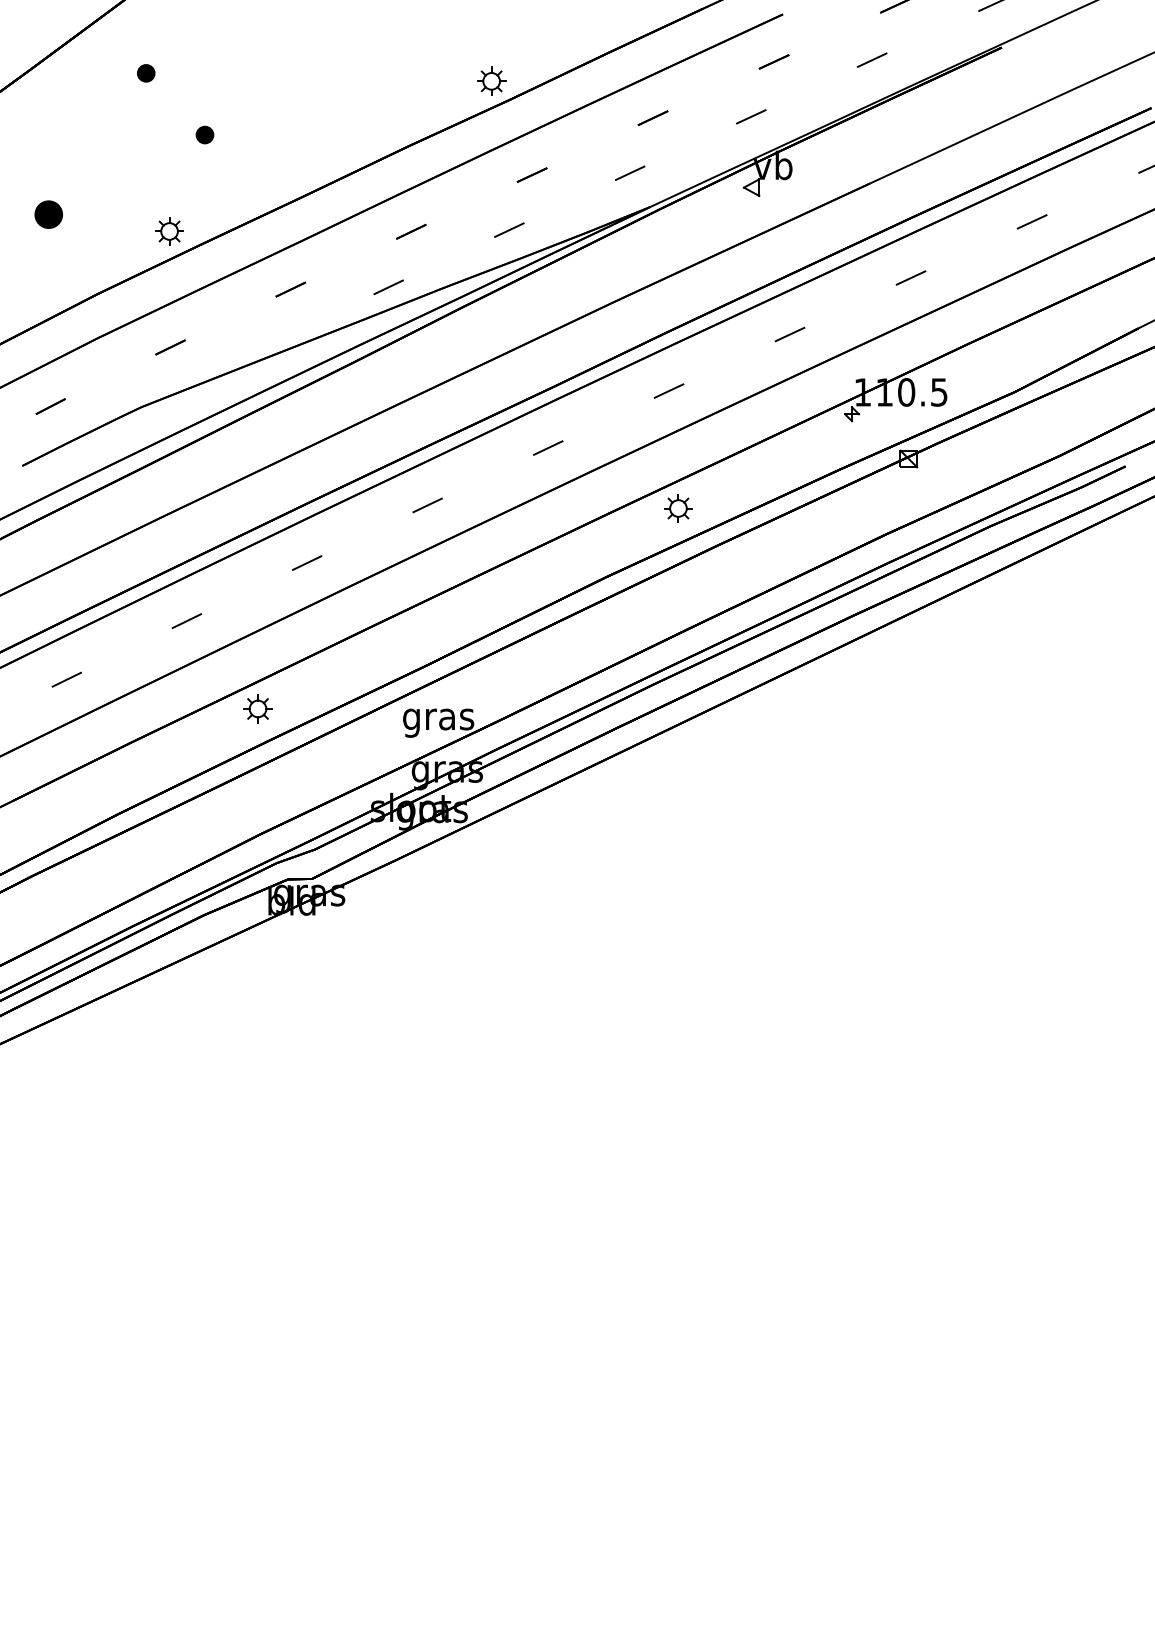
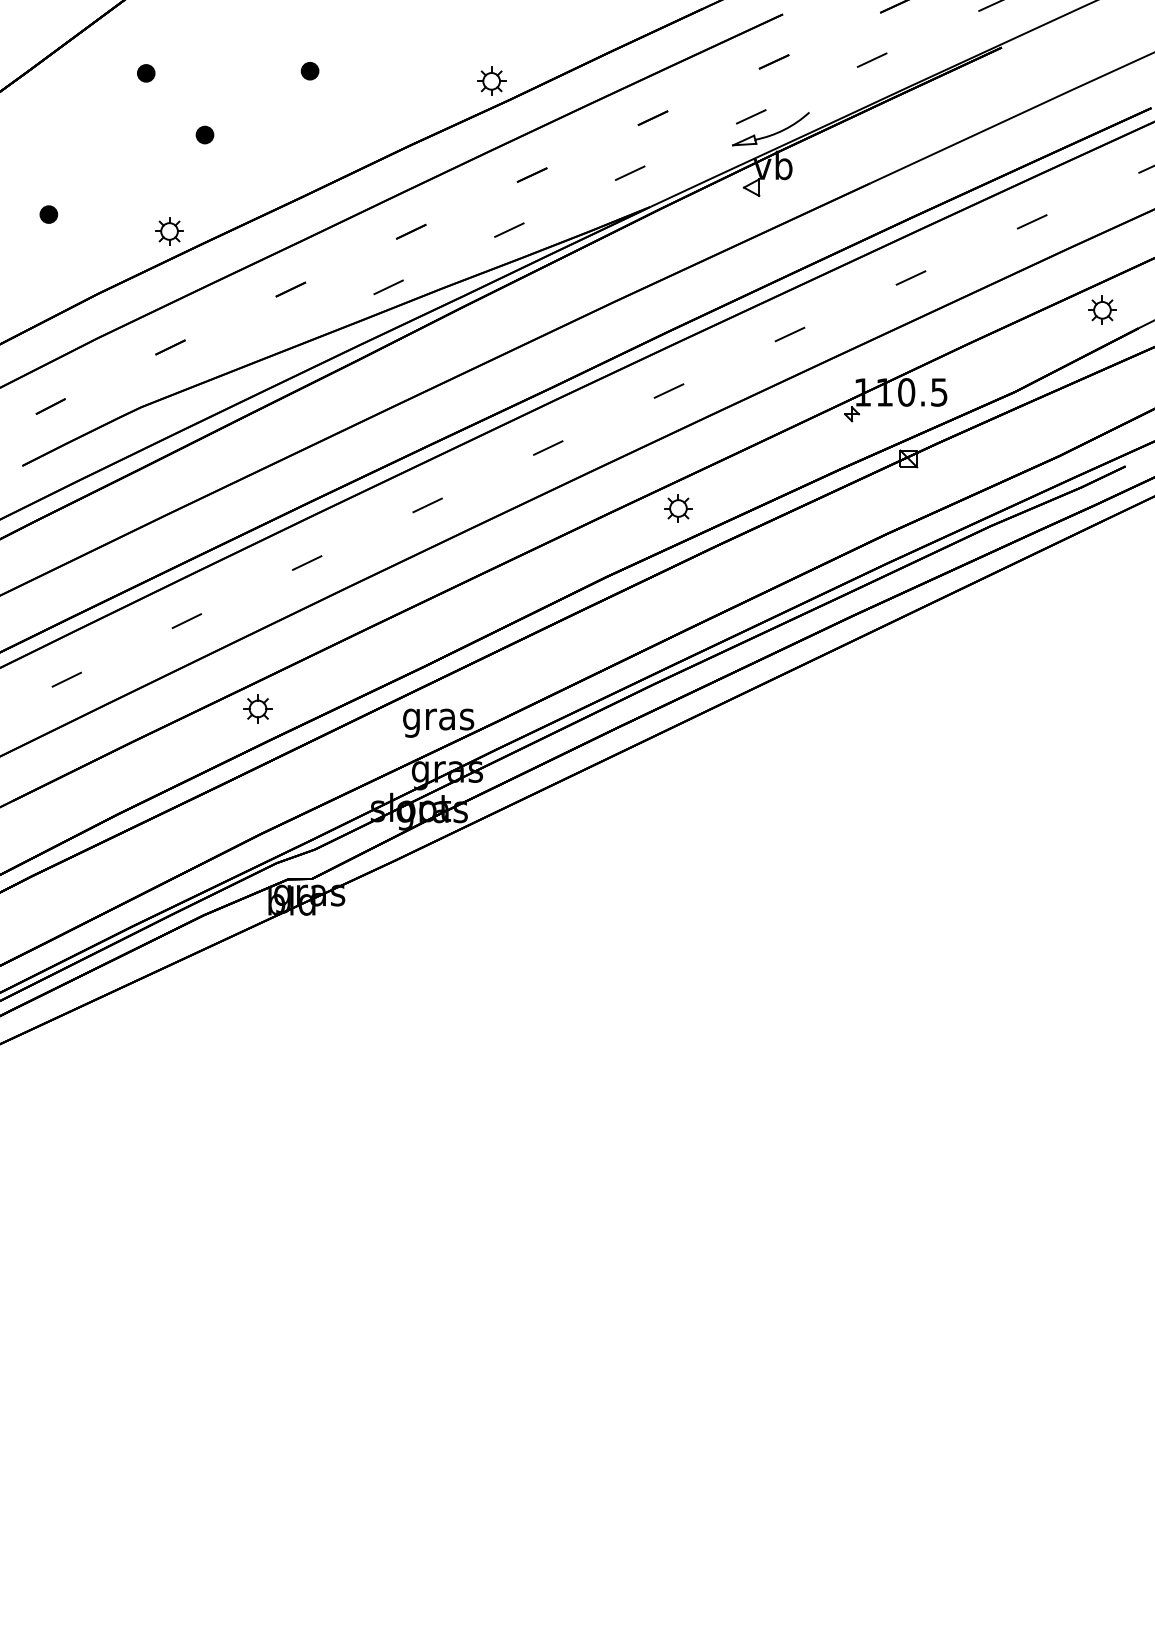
part: none -> present (309, 71)
part: none -> present (770, 129)
part size: 29x29 px -> 20x19 px (48, 214)
part: none -> present (1102, 309)
